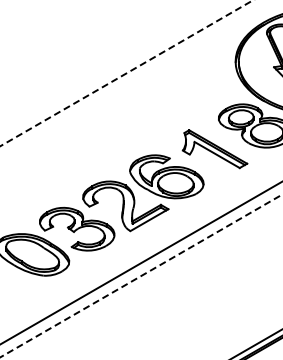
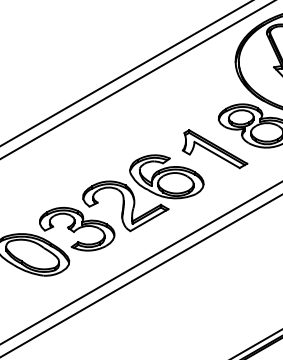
line: dashed -> solid (126, 73)
line: none -> present (137, 80)
line: dashed -> solid (141, 275)
